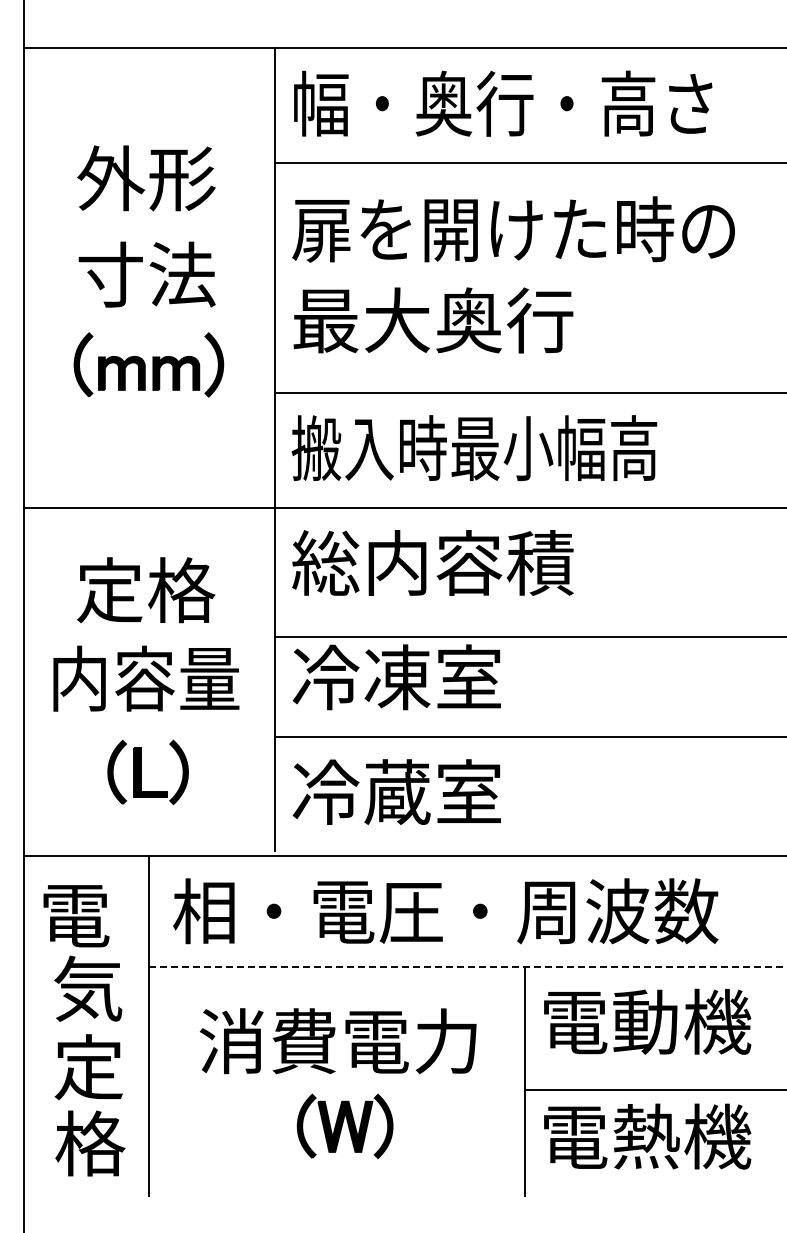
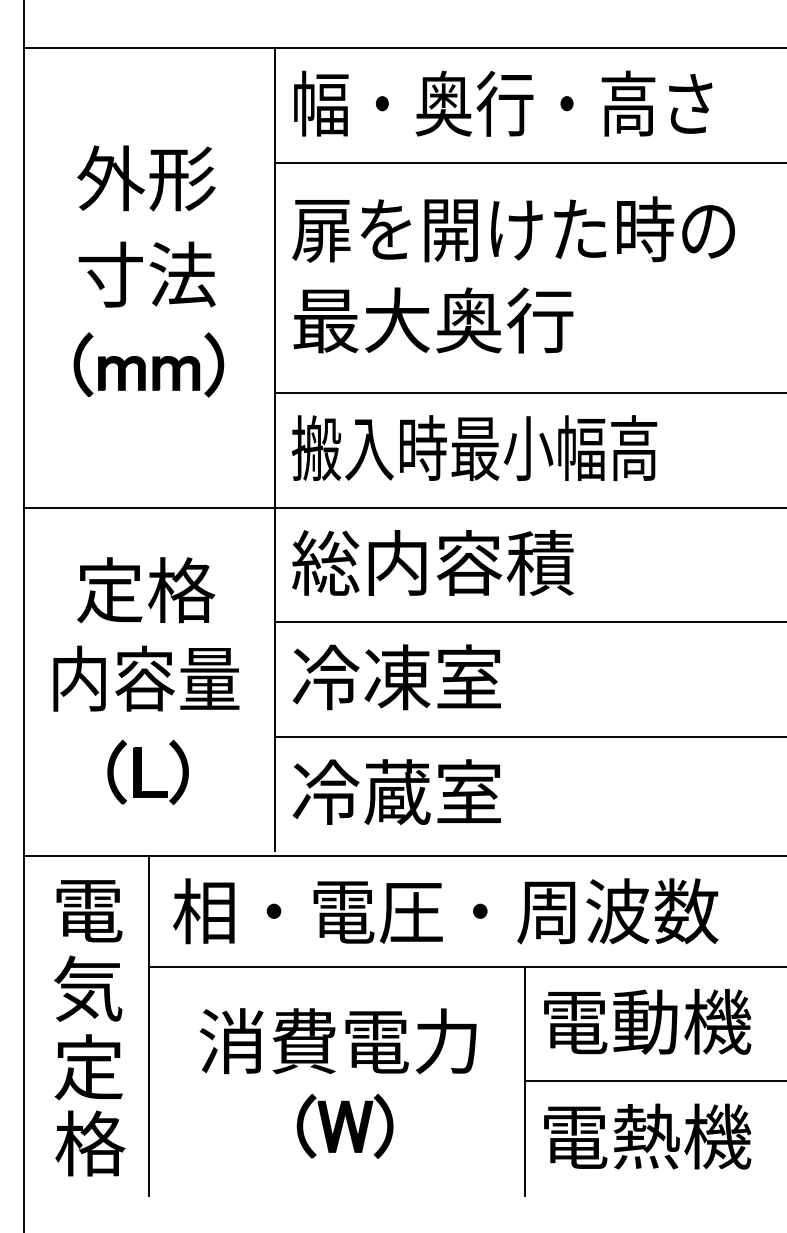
line position: (528, 637) -> (528, 622) (528, 622)
text position: (76, 916) -> (89, 911) (89, 911)
line: dashed -> solid (467, 966)
line position: (653, 1090) -> (653, 1081) (653, 1081)
